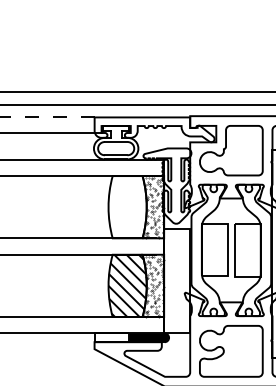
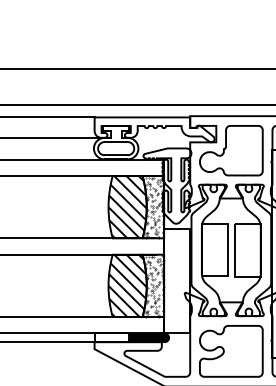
line position: (137, 92) -> (137, 69) (137, 69)
line: dashed -> solid (47, 117)
line position: (51, 132) -> (51, 137) (51, 137)
hatch: none -> present (127, 207)
line: none -> present (48, 342)
